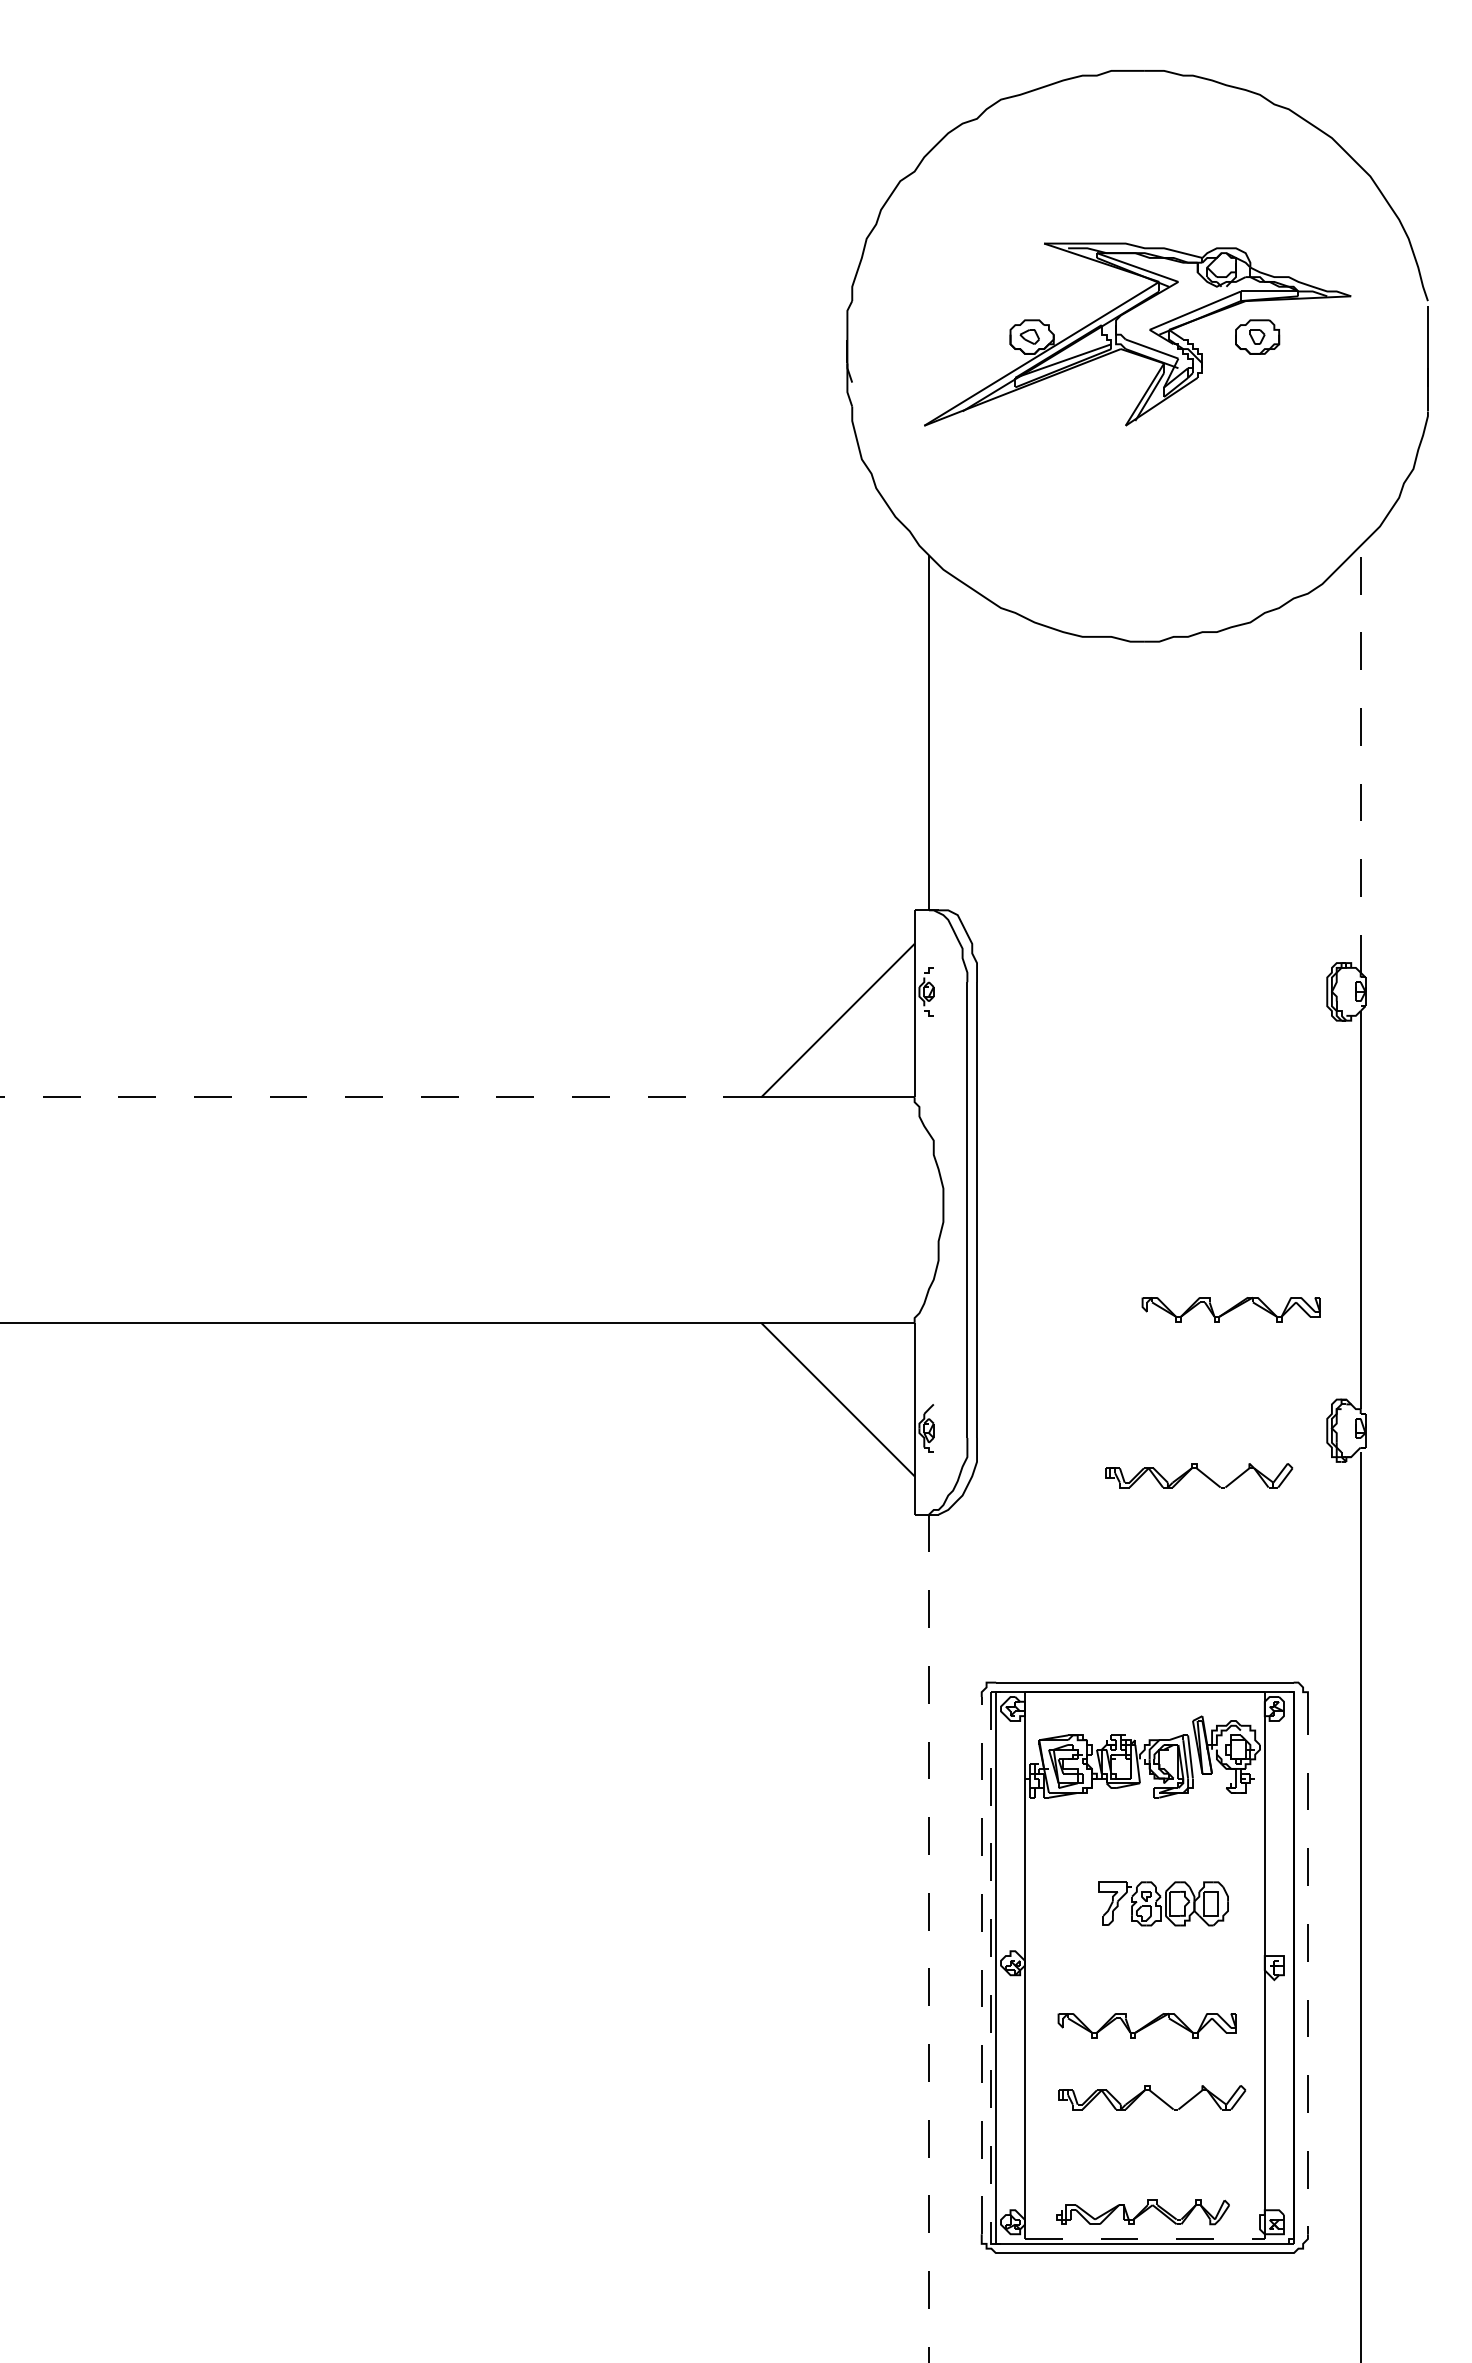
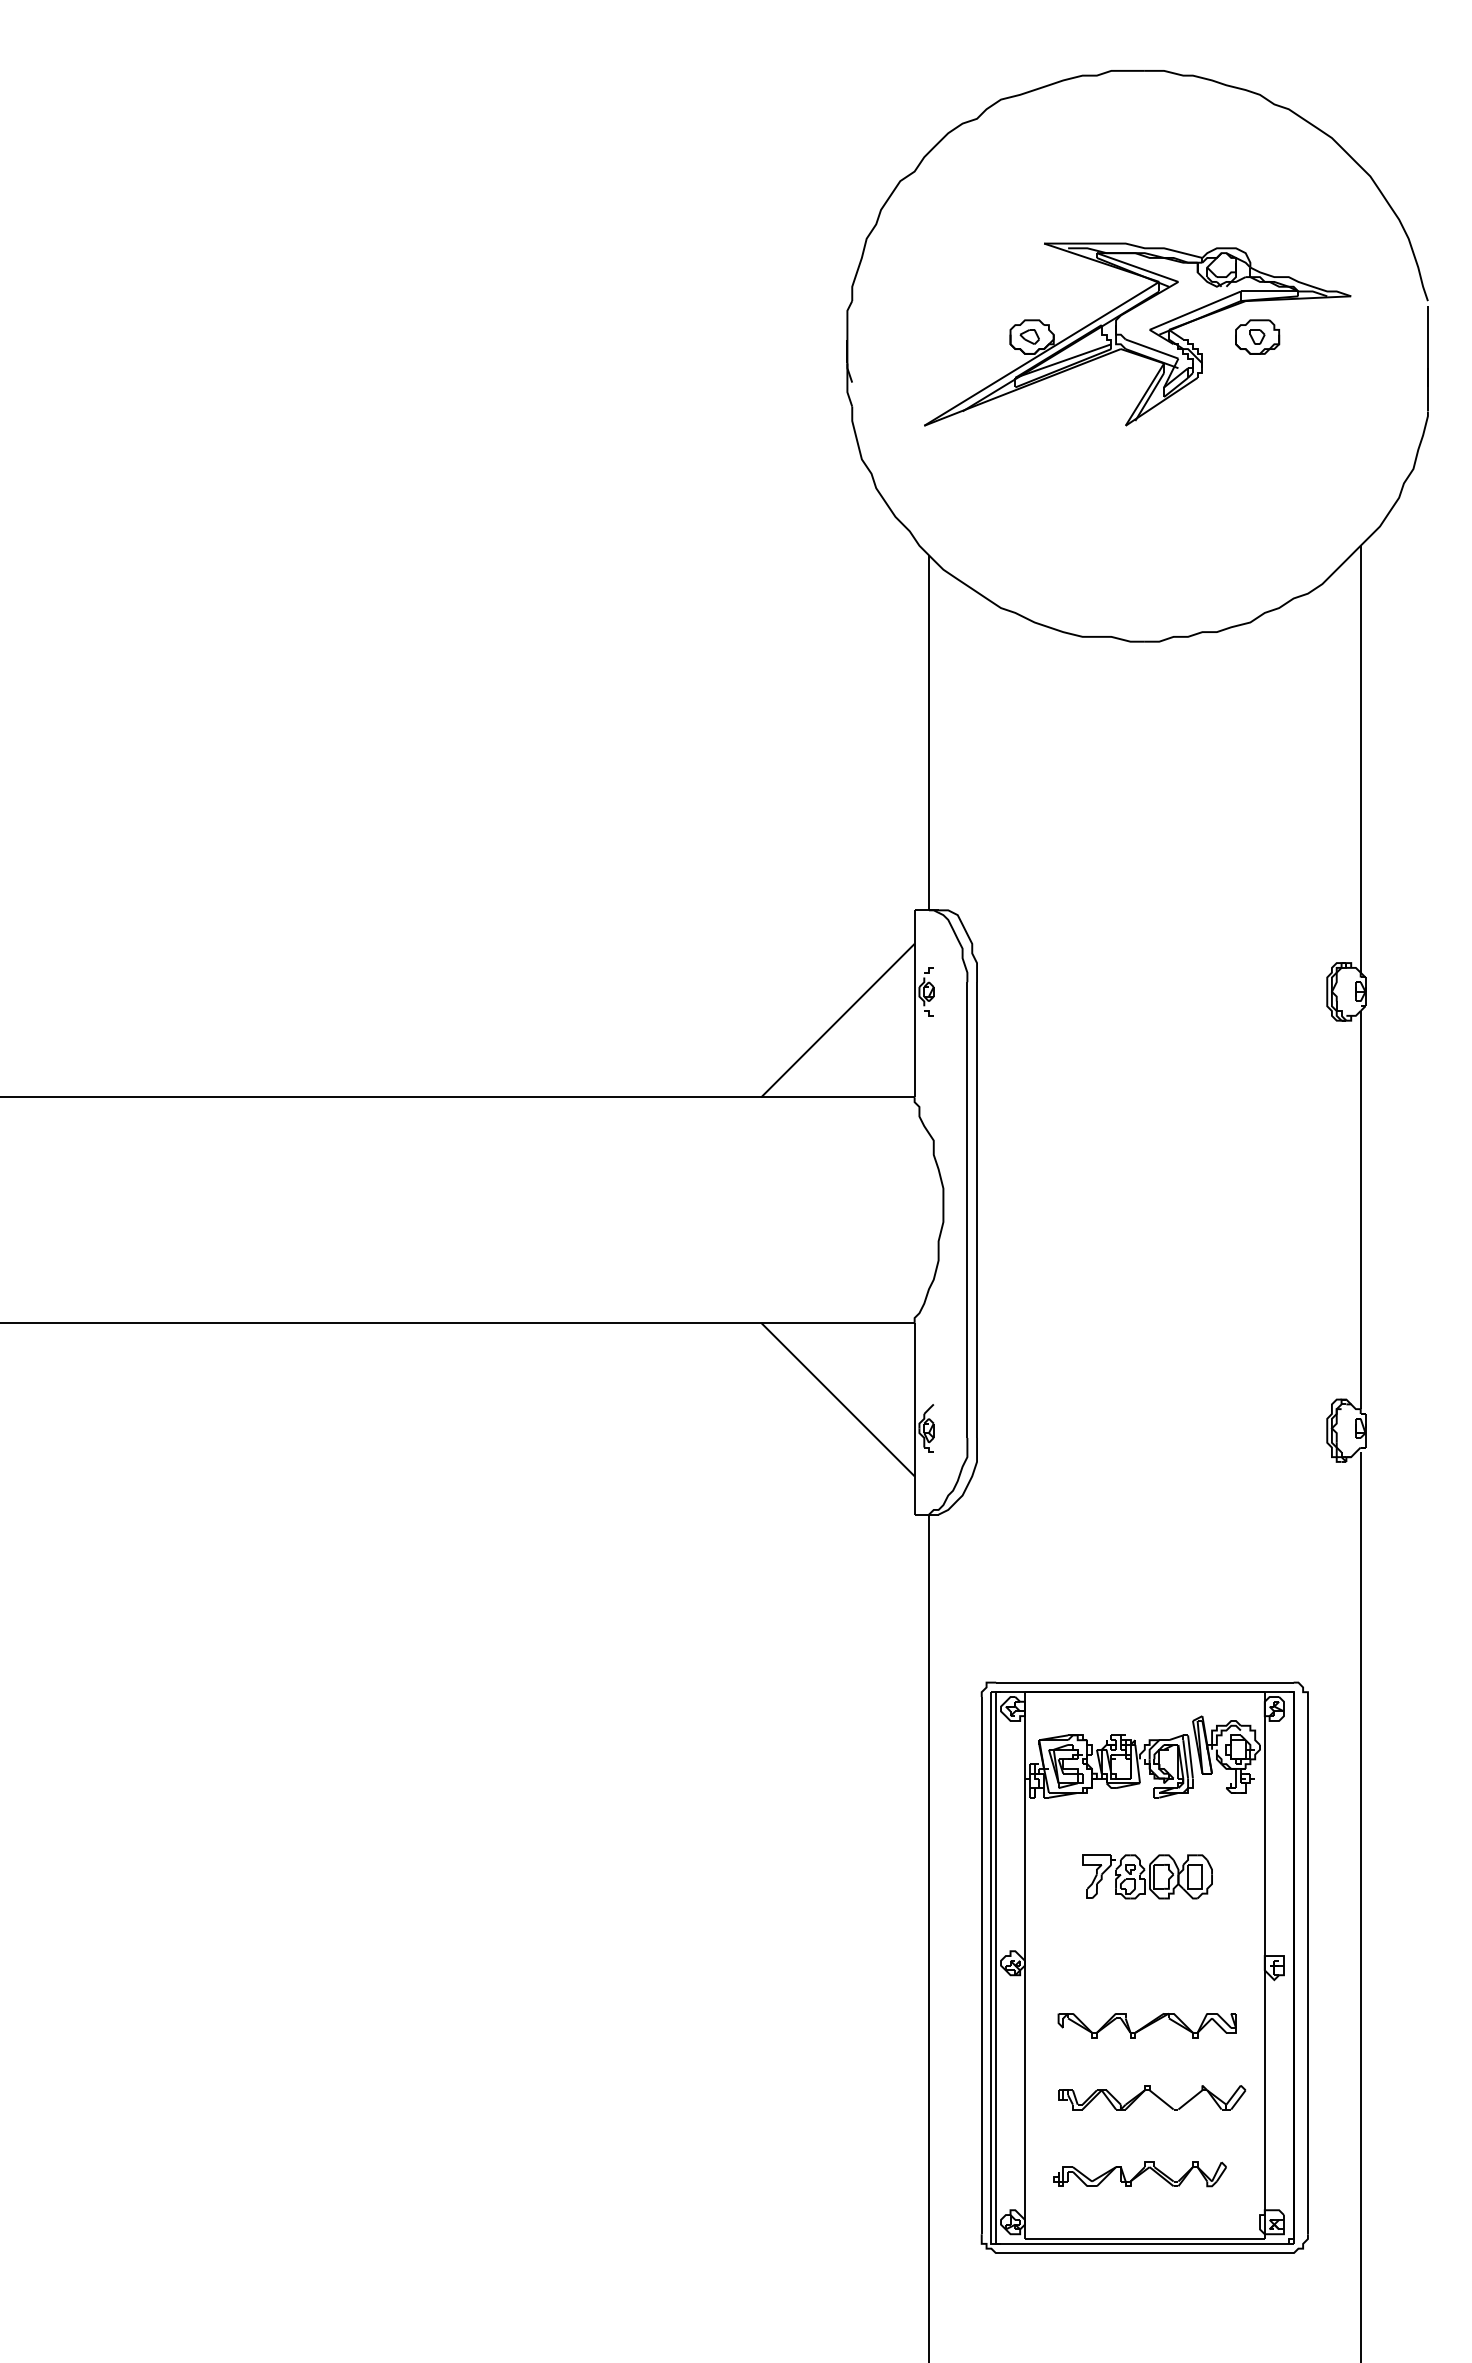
line: dashed -> solid (1360, 758)
line: dashed -> solid (380, 1097)
part: present -> none (1230, 1309)
part: present -> none (1199, 1475)
part position: (1163, 1903) -> (1147, 1876) (1147, 1876)
line: dashed -> solid (928, 1938)
line: dashed -> solid (981, 1965)
line: dashed -> solid (1307, 1965)
line: dashed -> solid (991, 1966)
part position: (1142, 2212) -> (1139, 2174) (1139, 2174)
line: dashed -> solid (1144, 2239)
